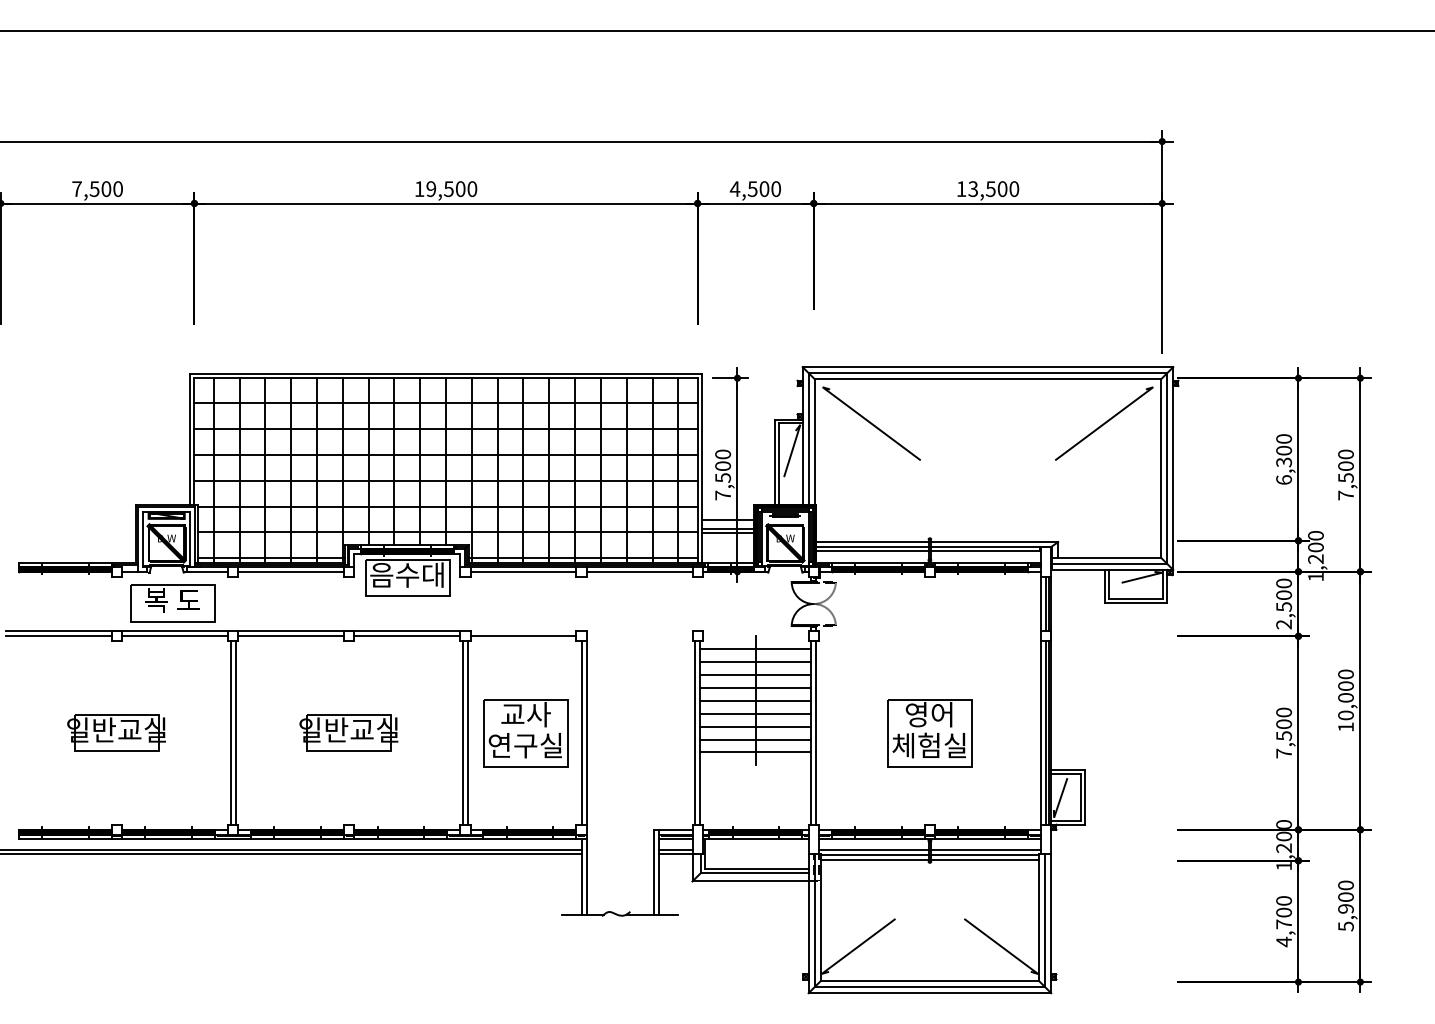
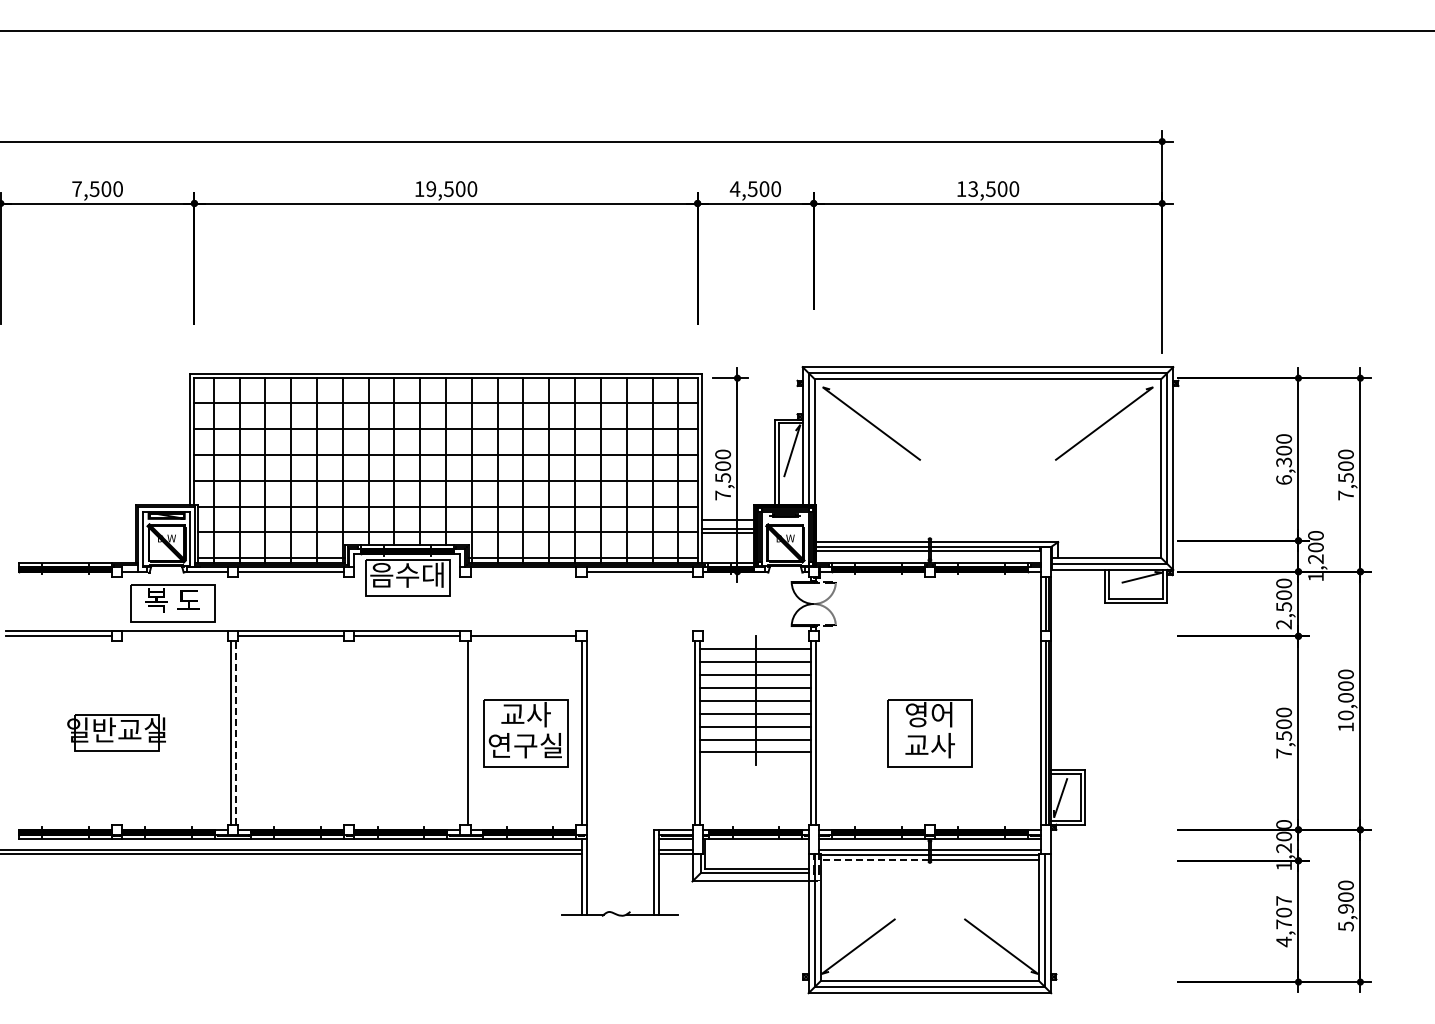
line: present -> none (523, 571)
line: present -> none (174, 636)
part: present -> none (348, 732)
line: present -> none (462, 732)
line: solid -> dashed (235, 733)
text: 체험실 -> 교사 (928, 745)
line: solid -> dashed (874, 859)
text: 4,700 -> 4,707 (1284, 900)
